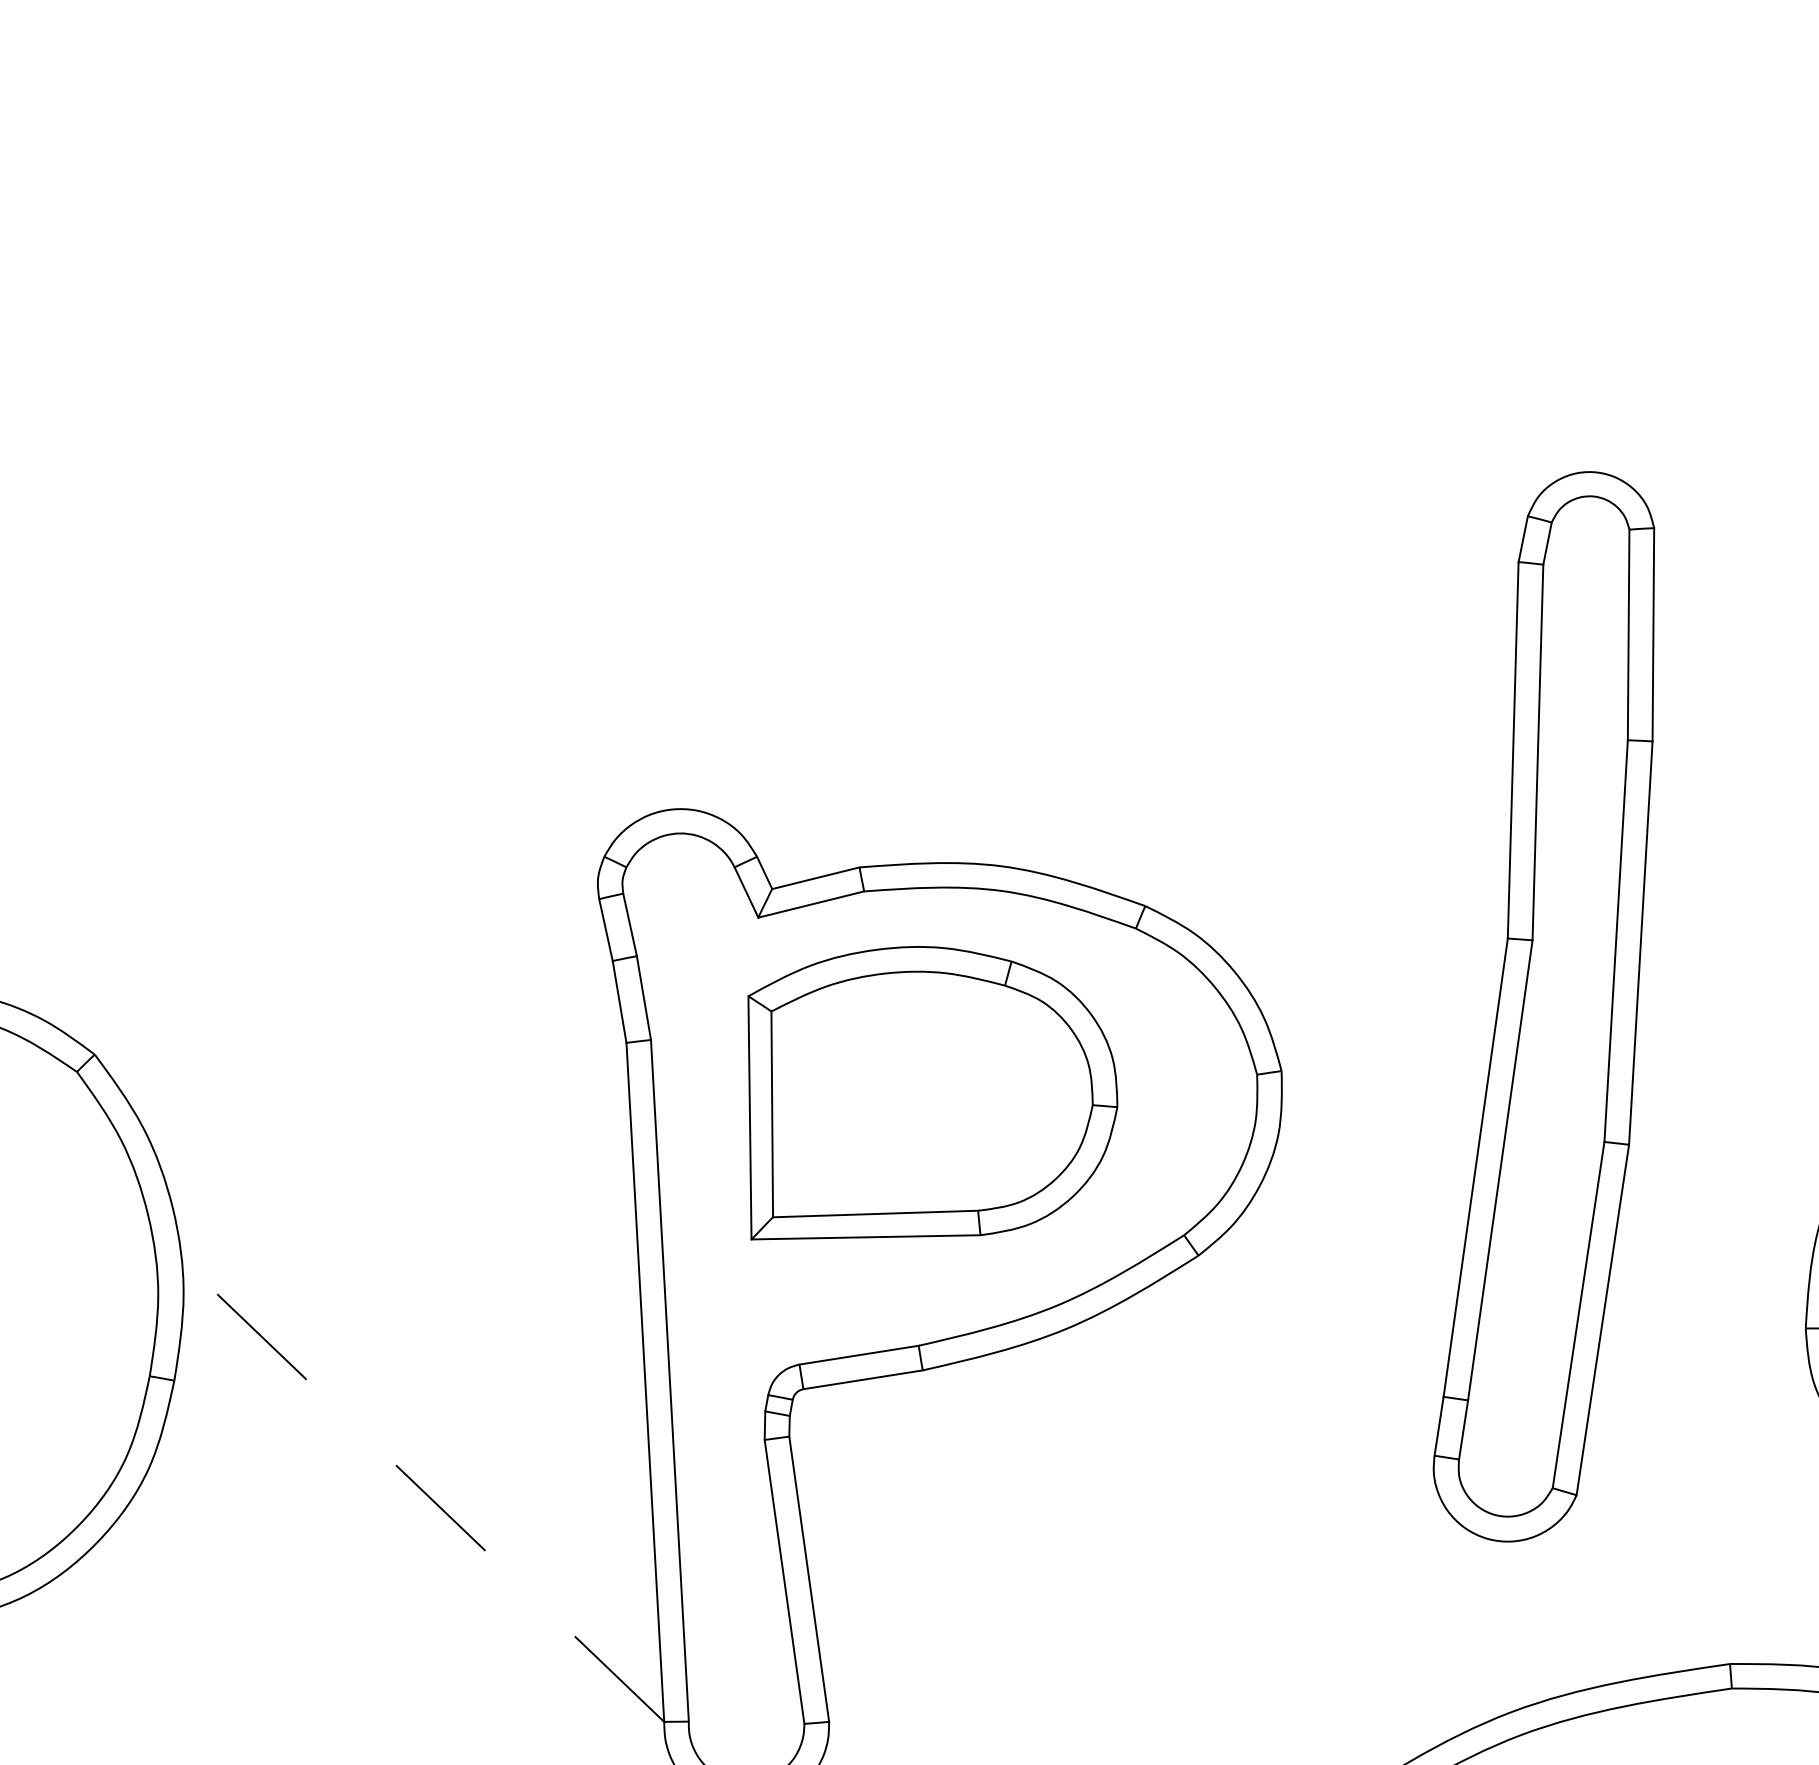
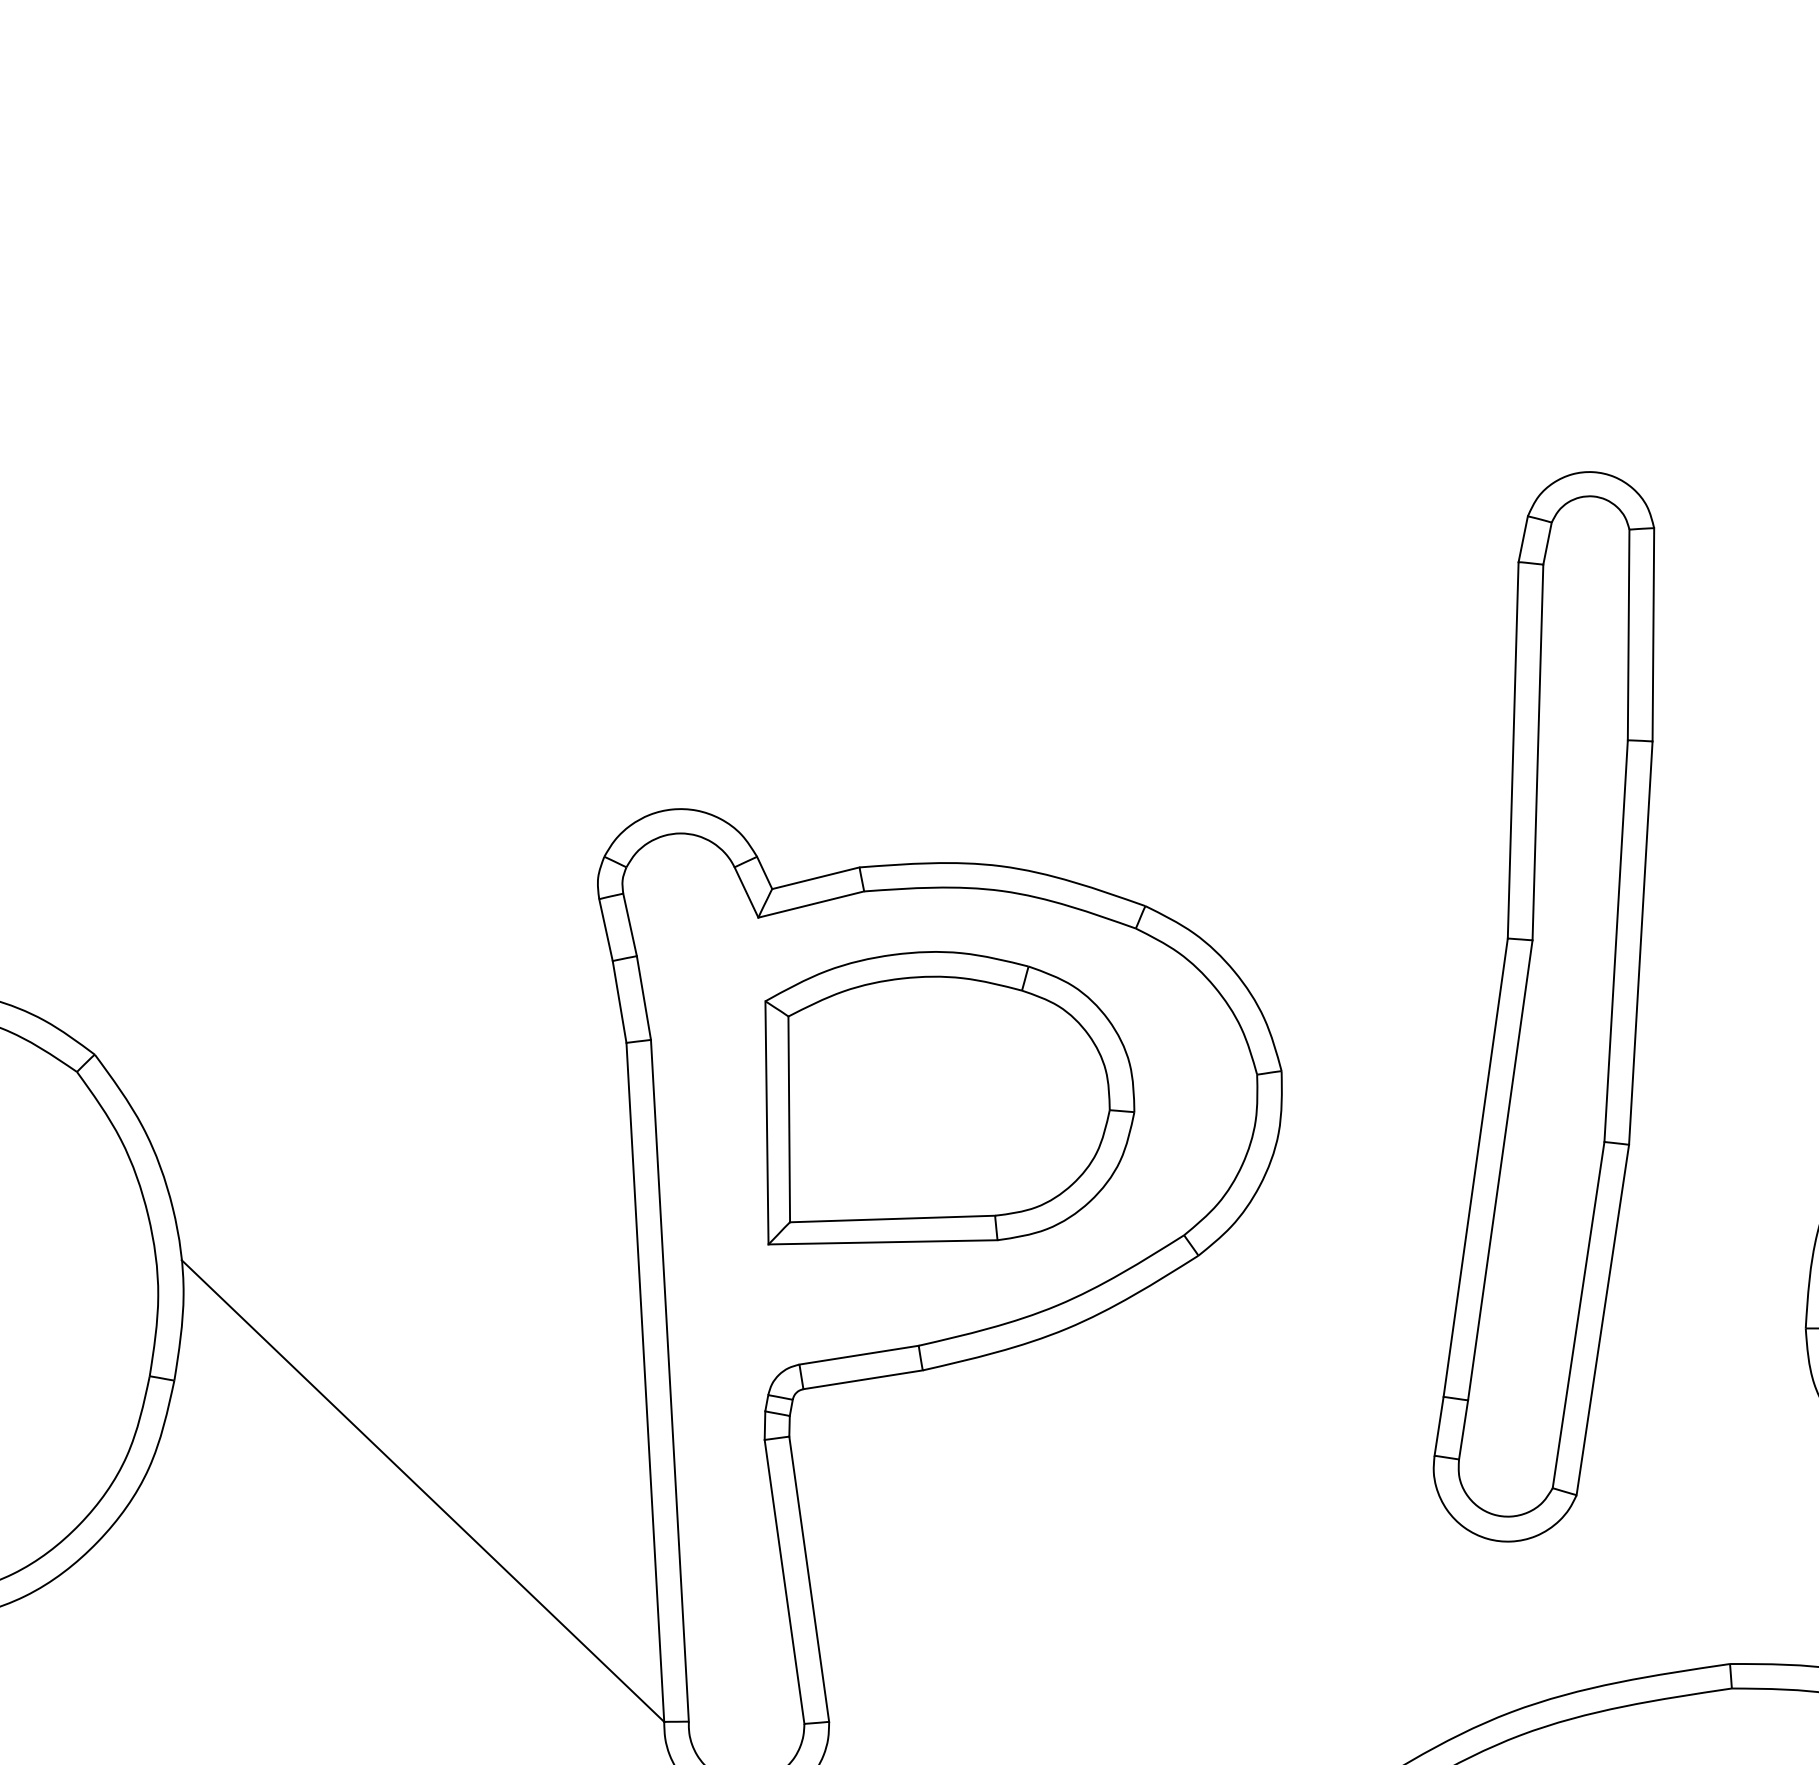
part position: (932, 1093) -> (949, 1098) (949, 1098)
line: dashed -> solid (422, 1491)
